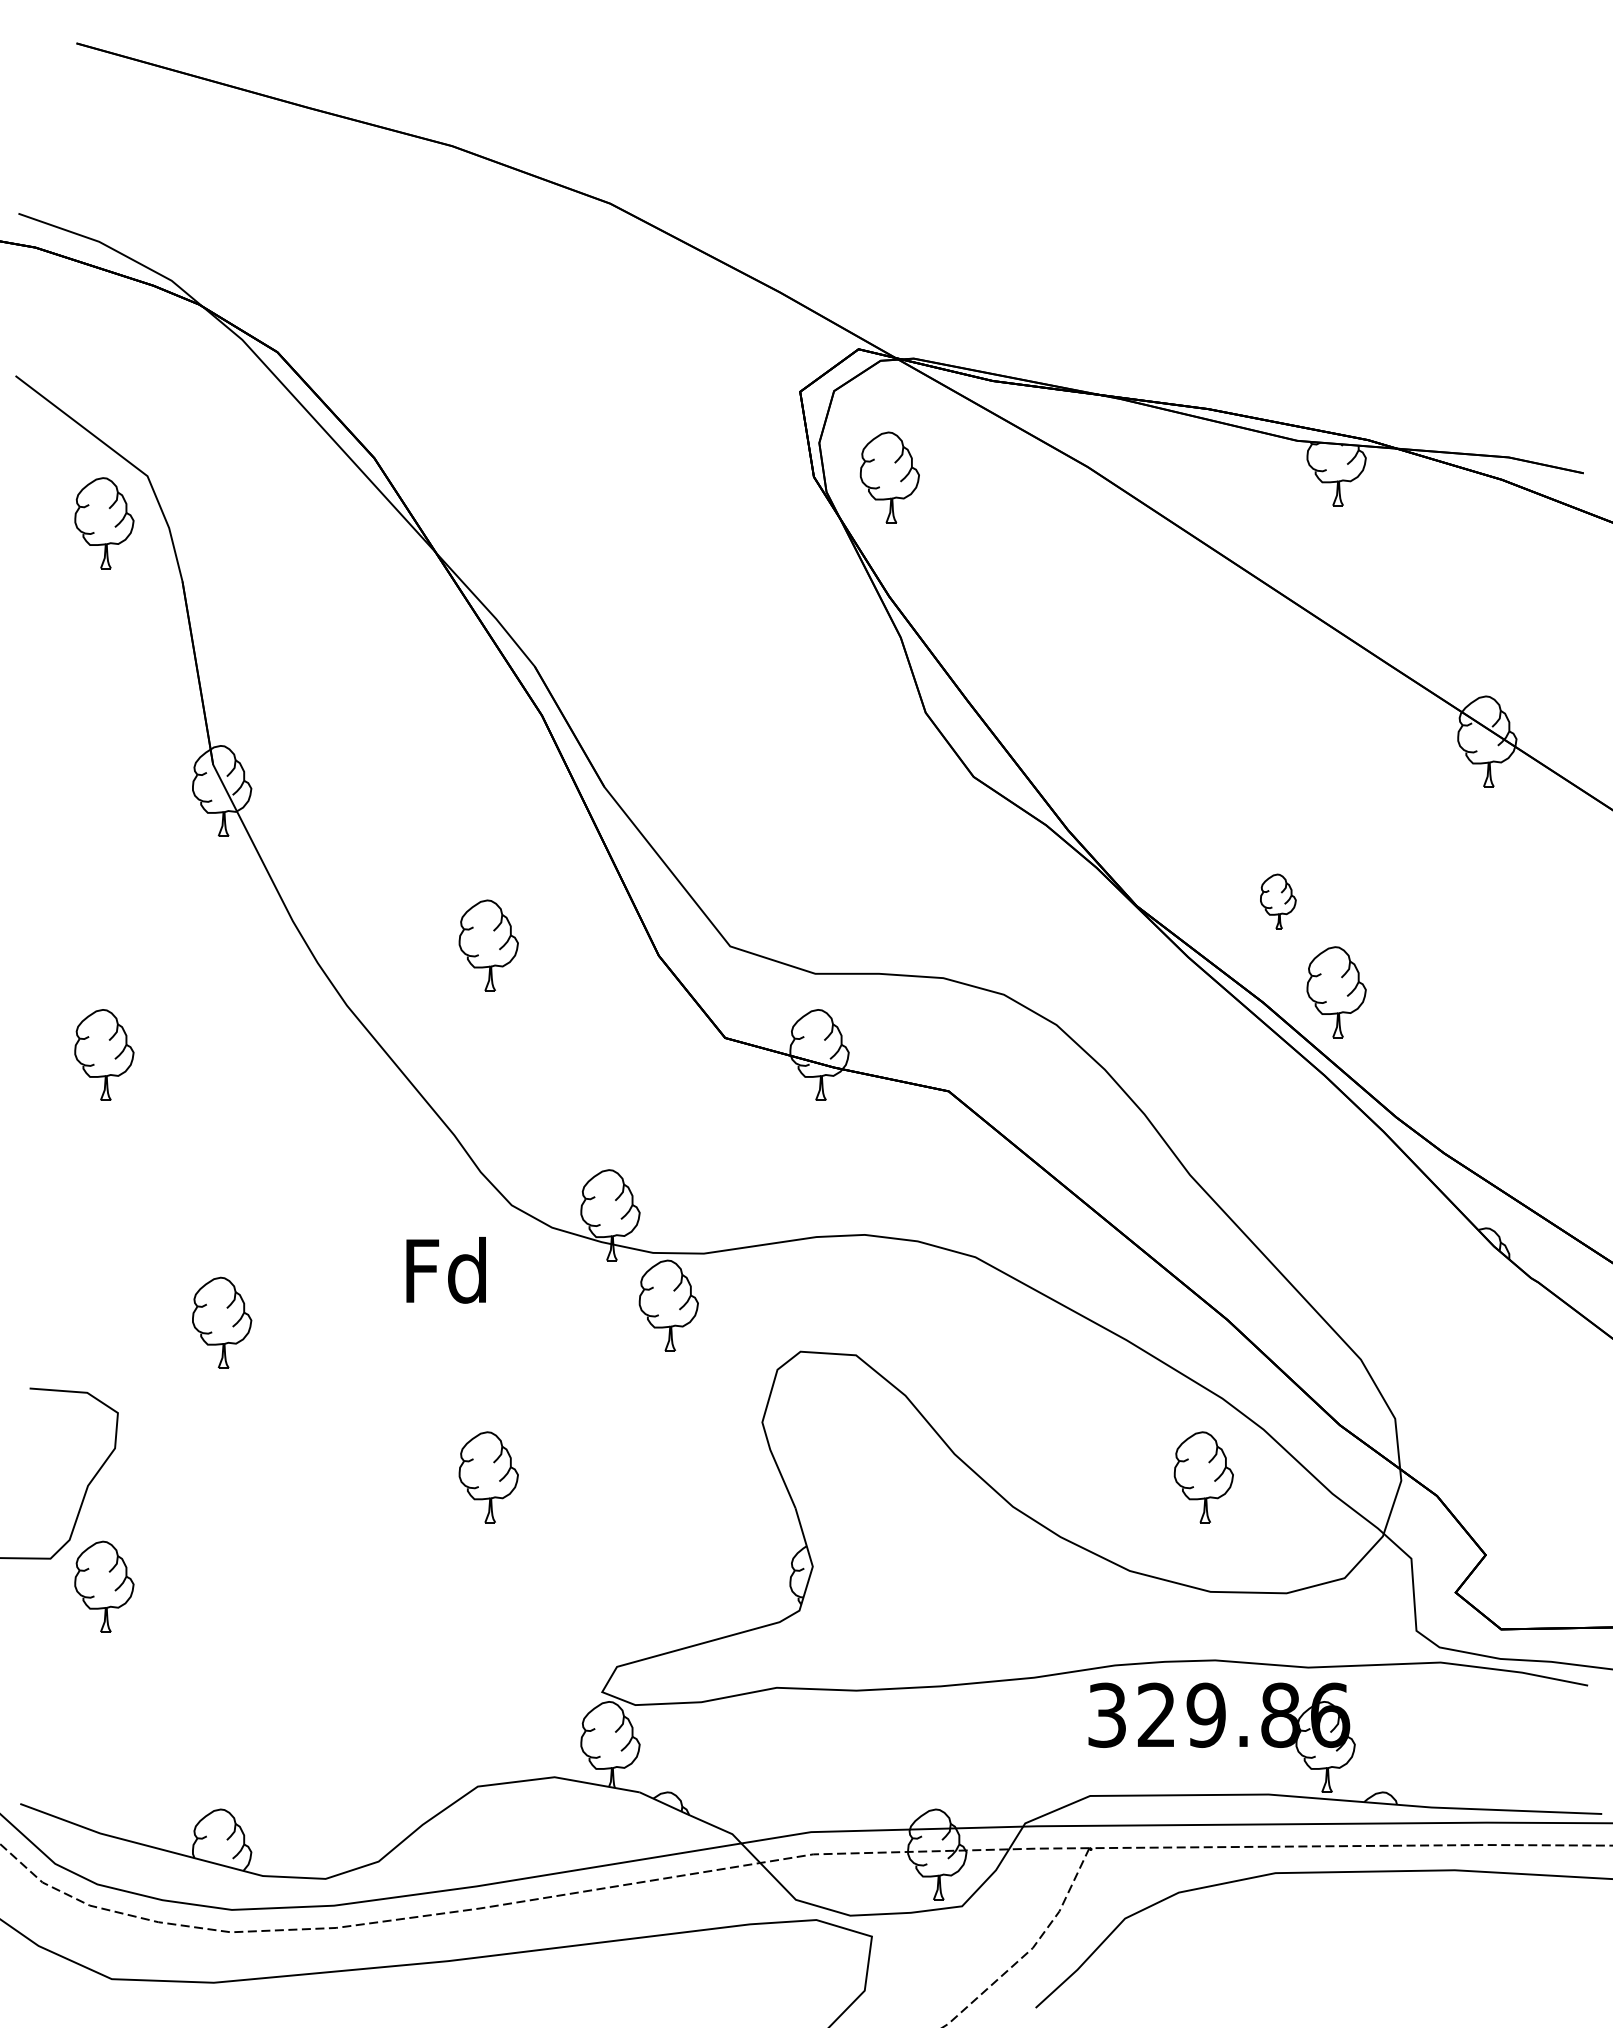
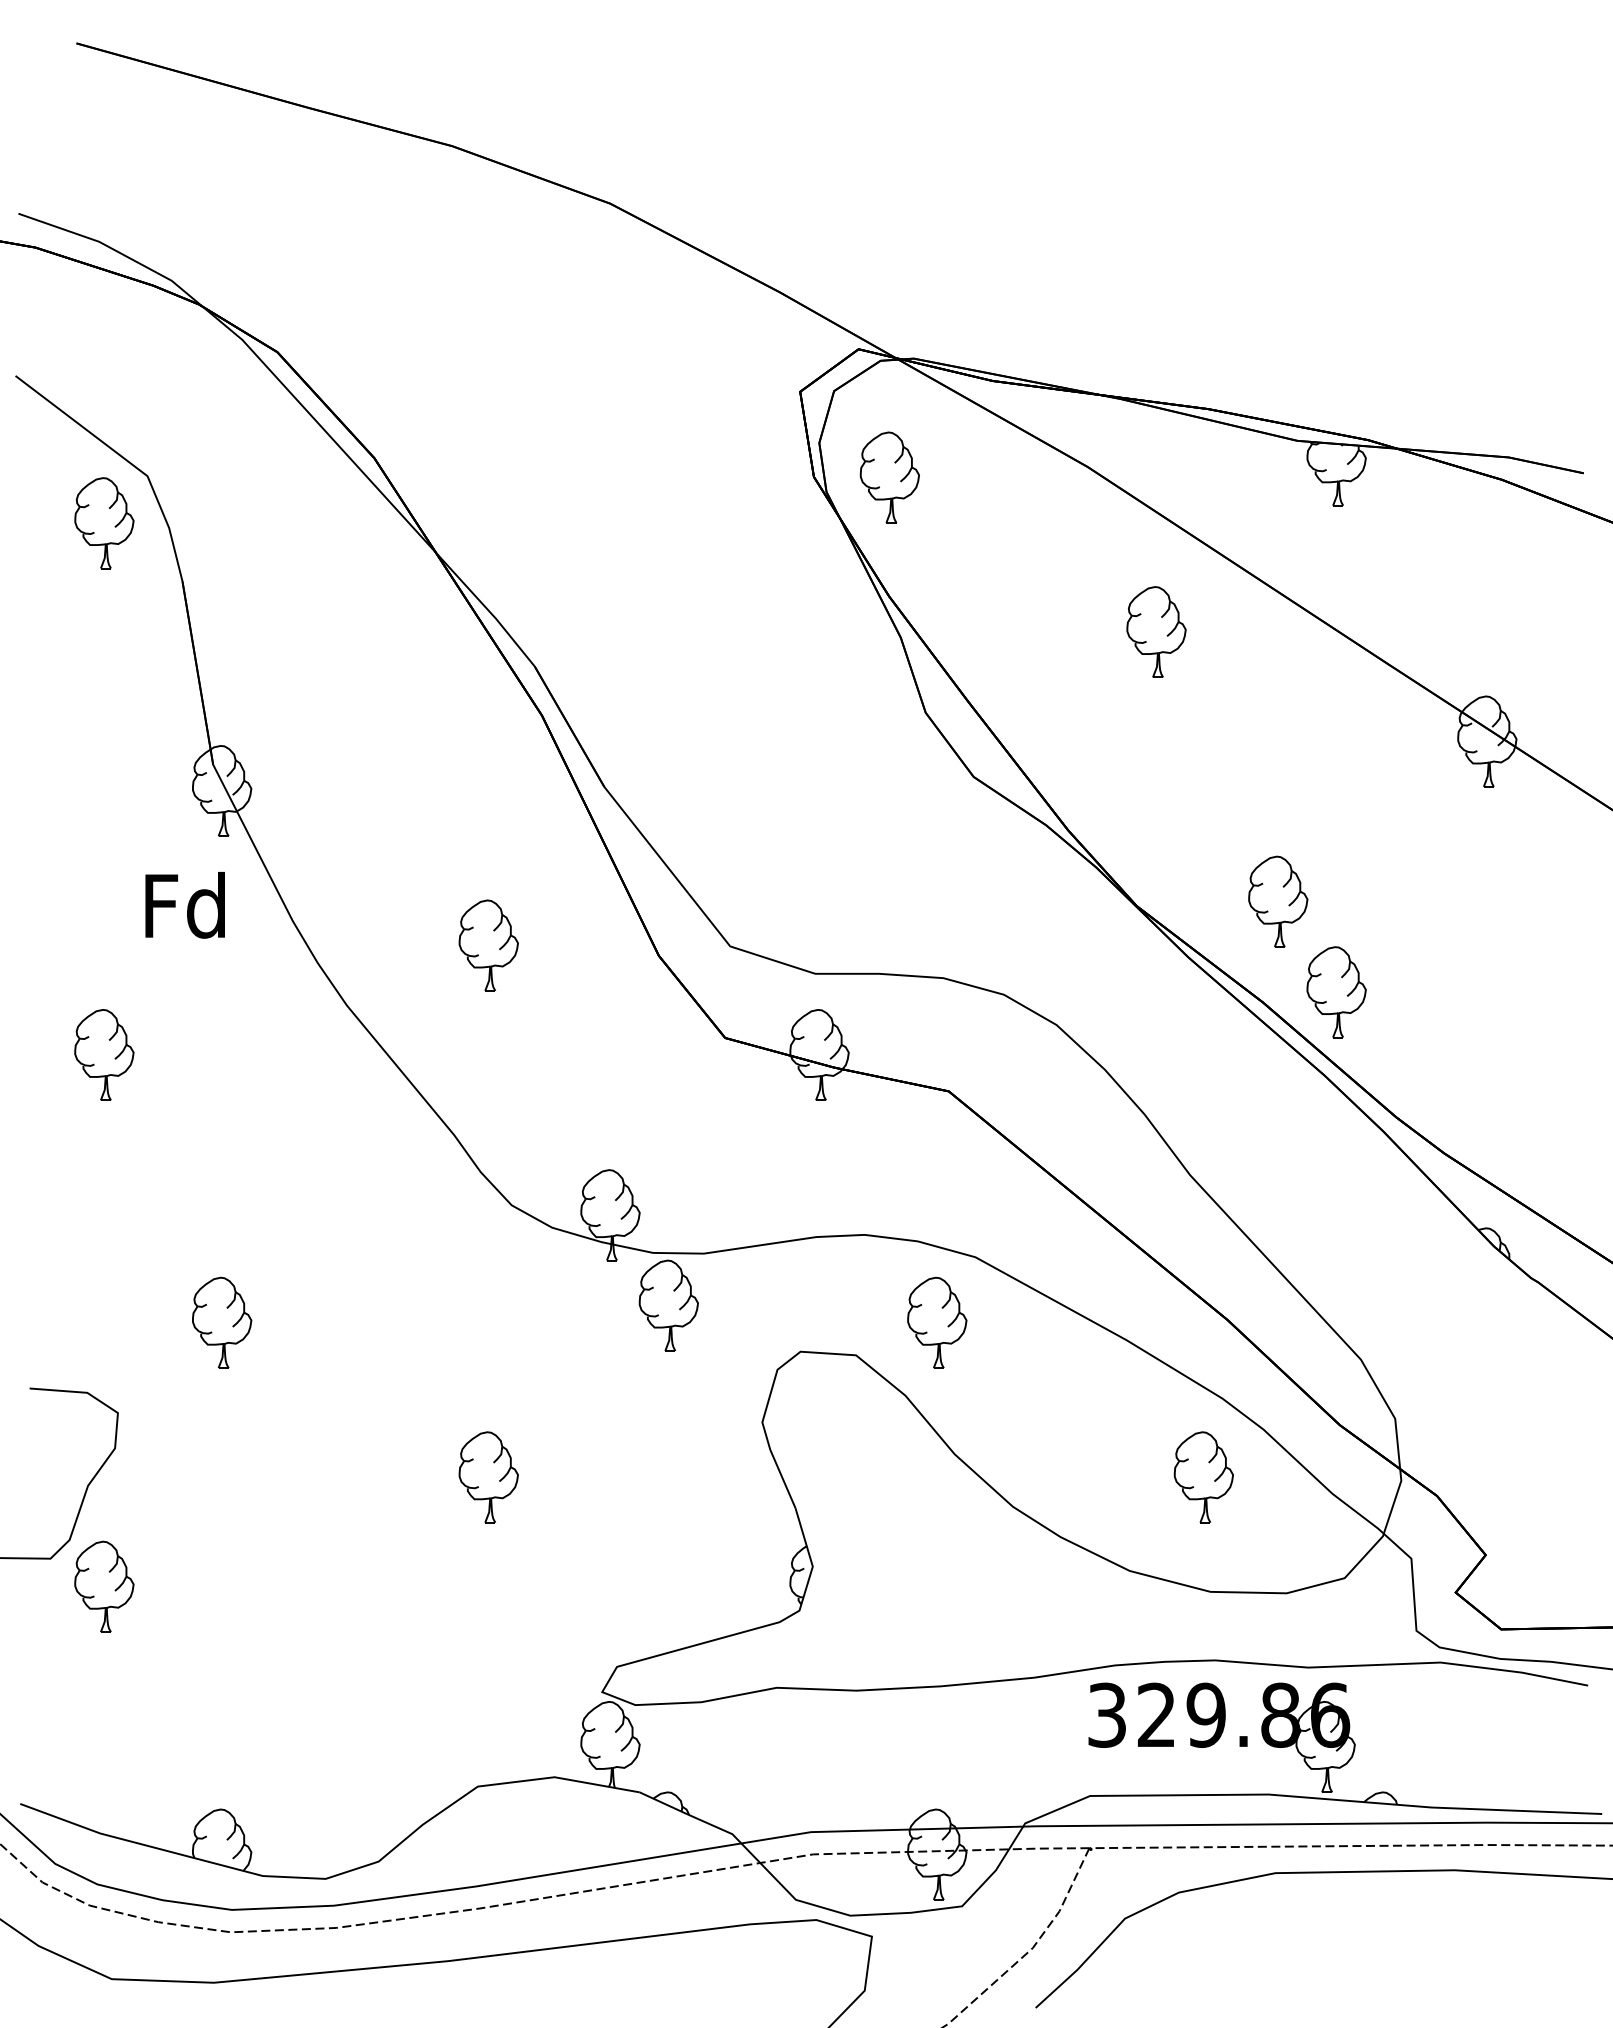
part: none -> present (1156, 631)
part size: 37x57 px -> 61x93 px (1278, 901)
text position: (445, 1270) -> (184, 905) (184, 905)
part: none -> present (937, 1322)
